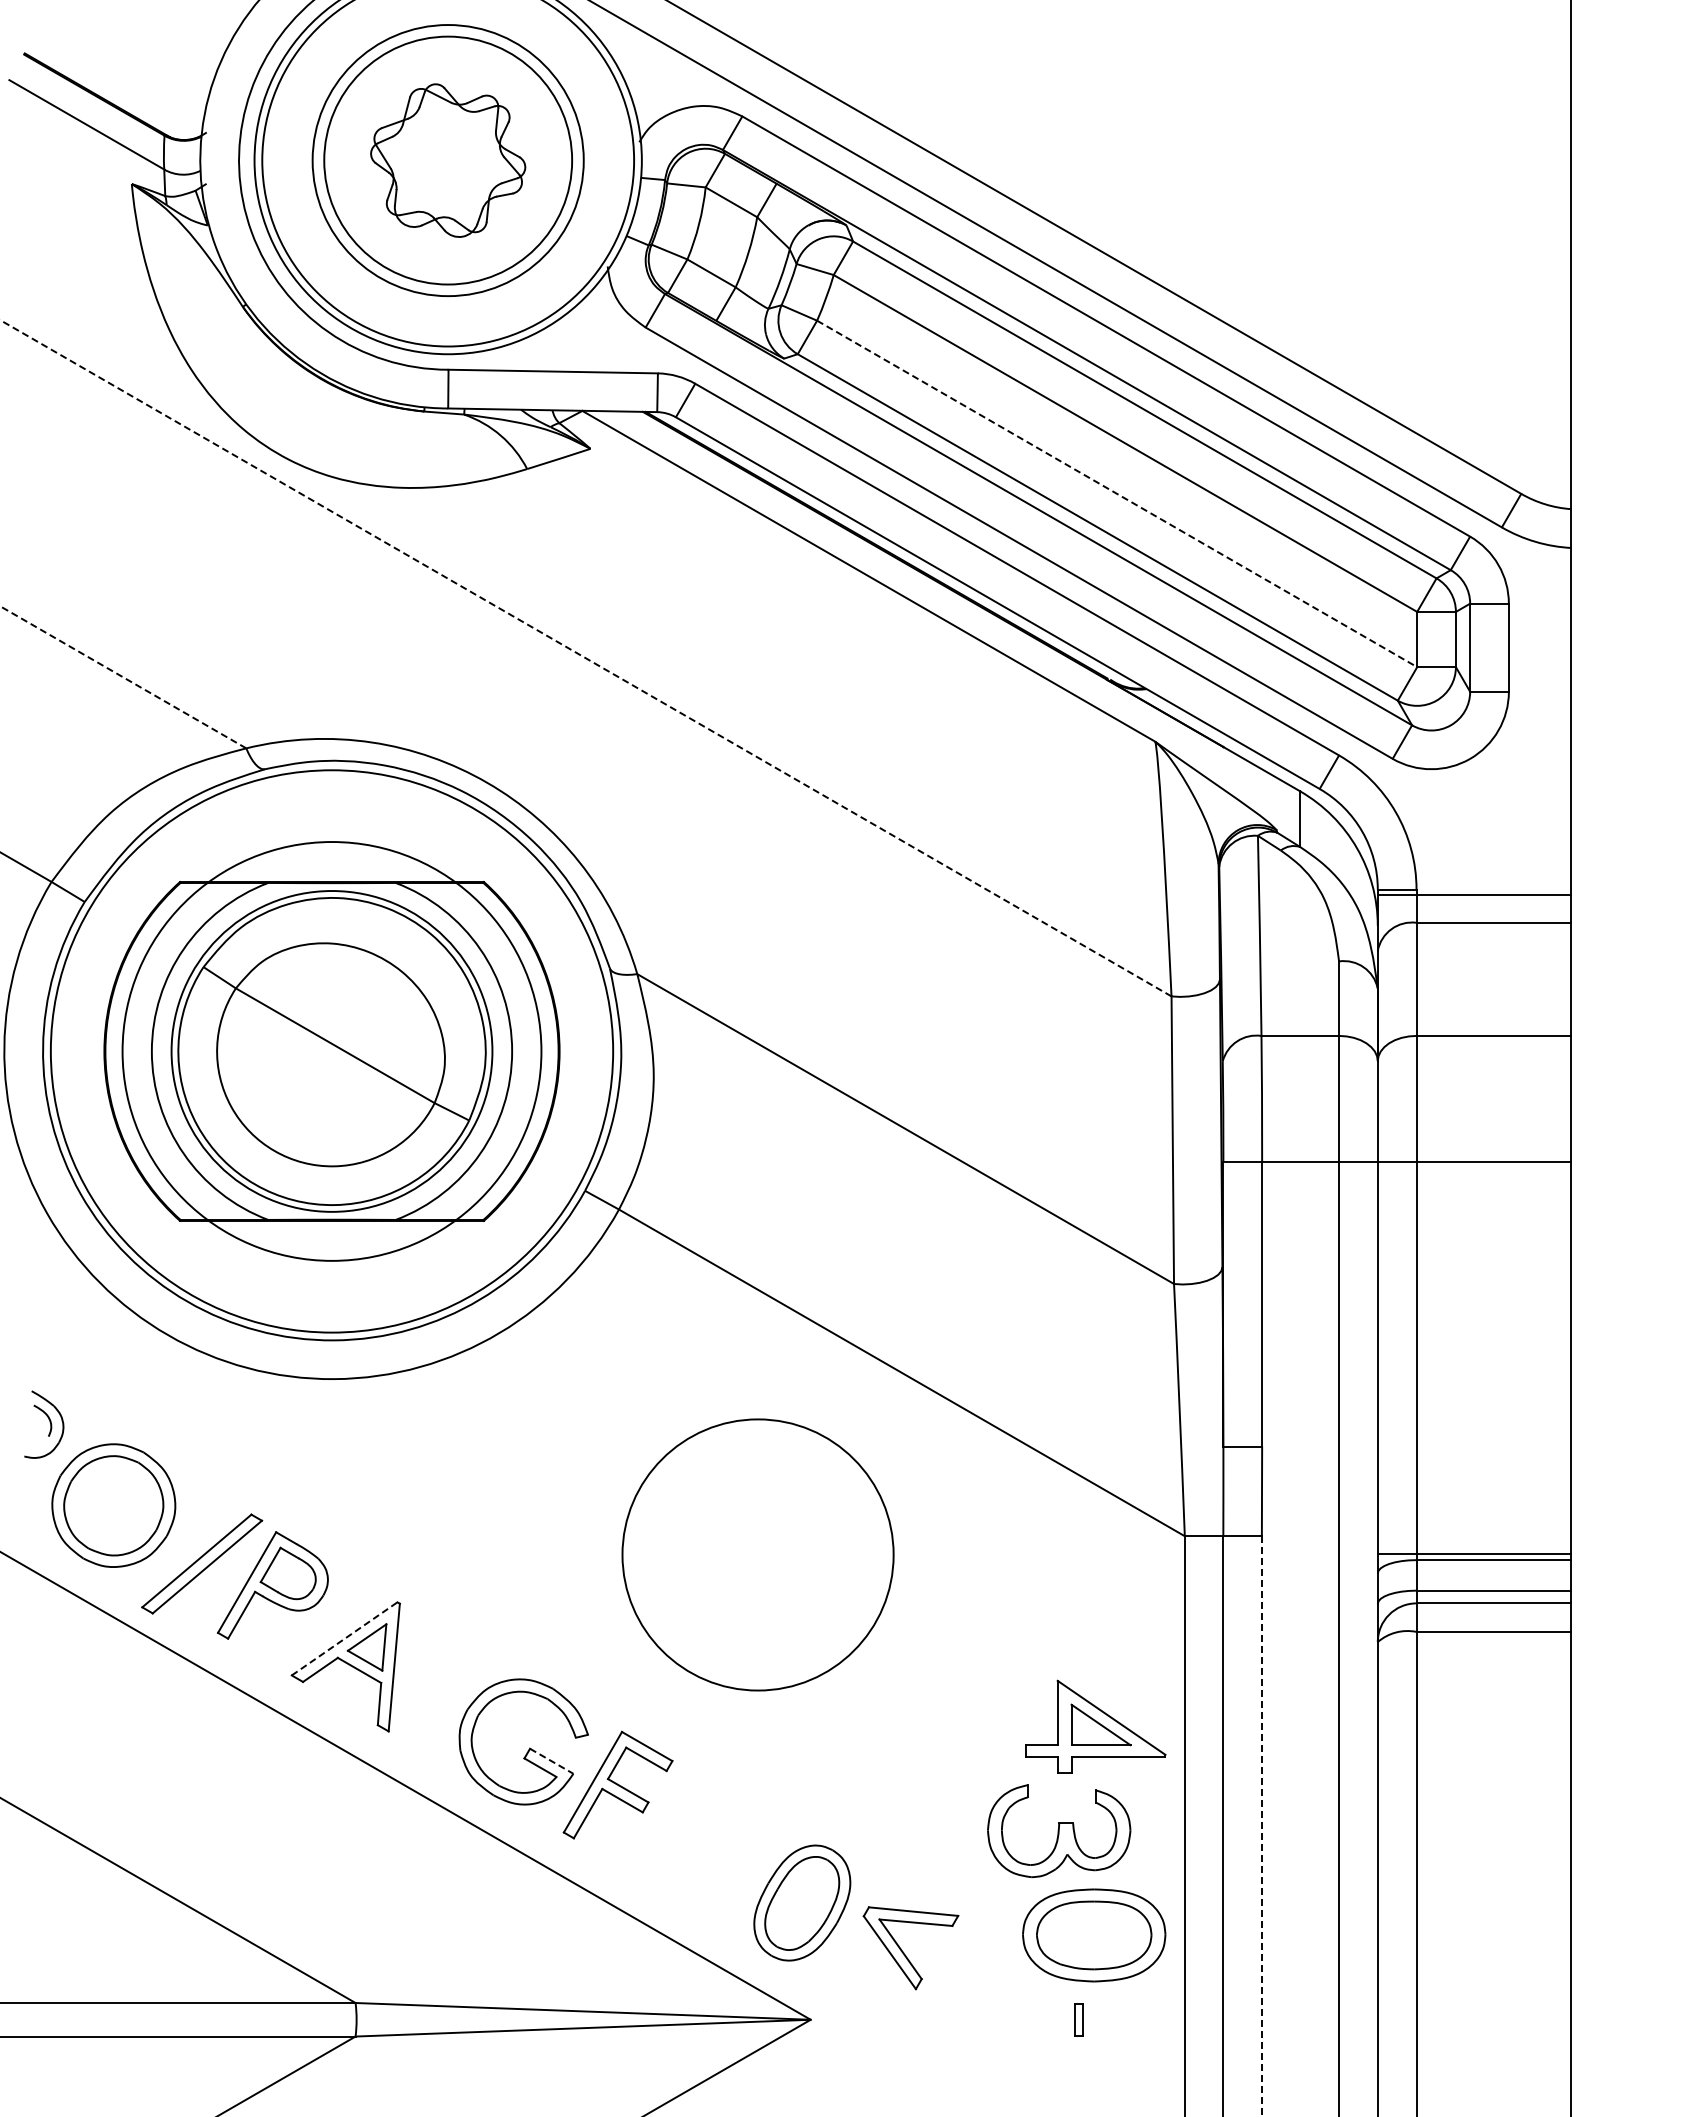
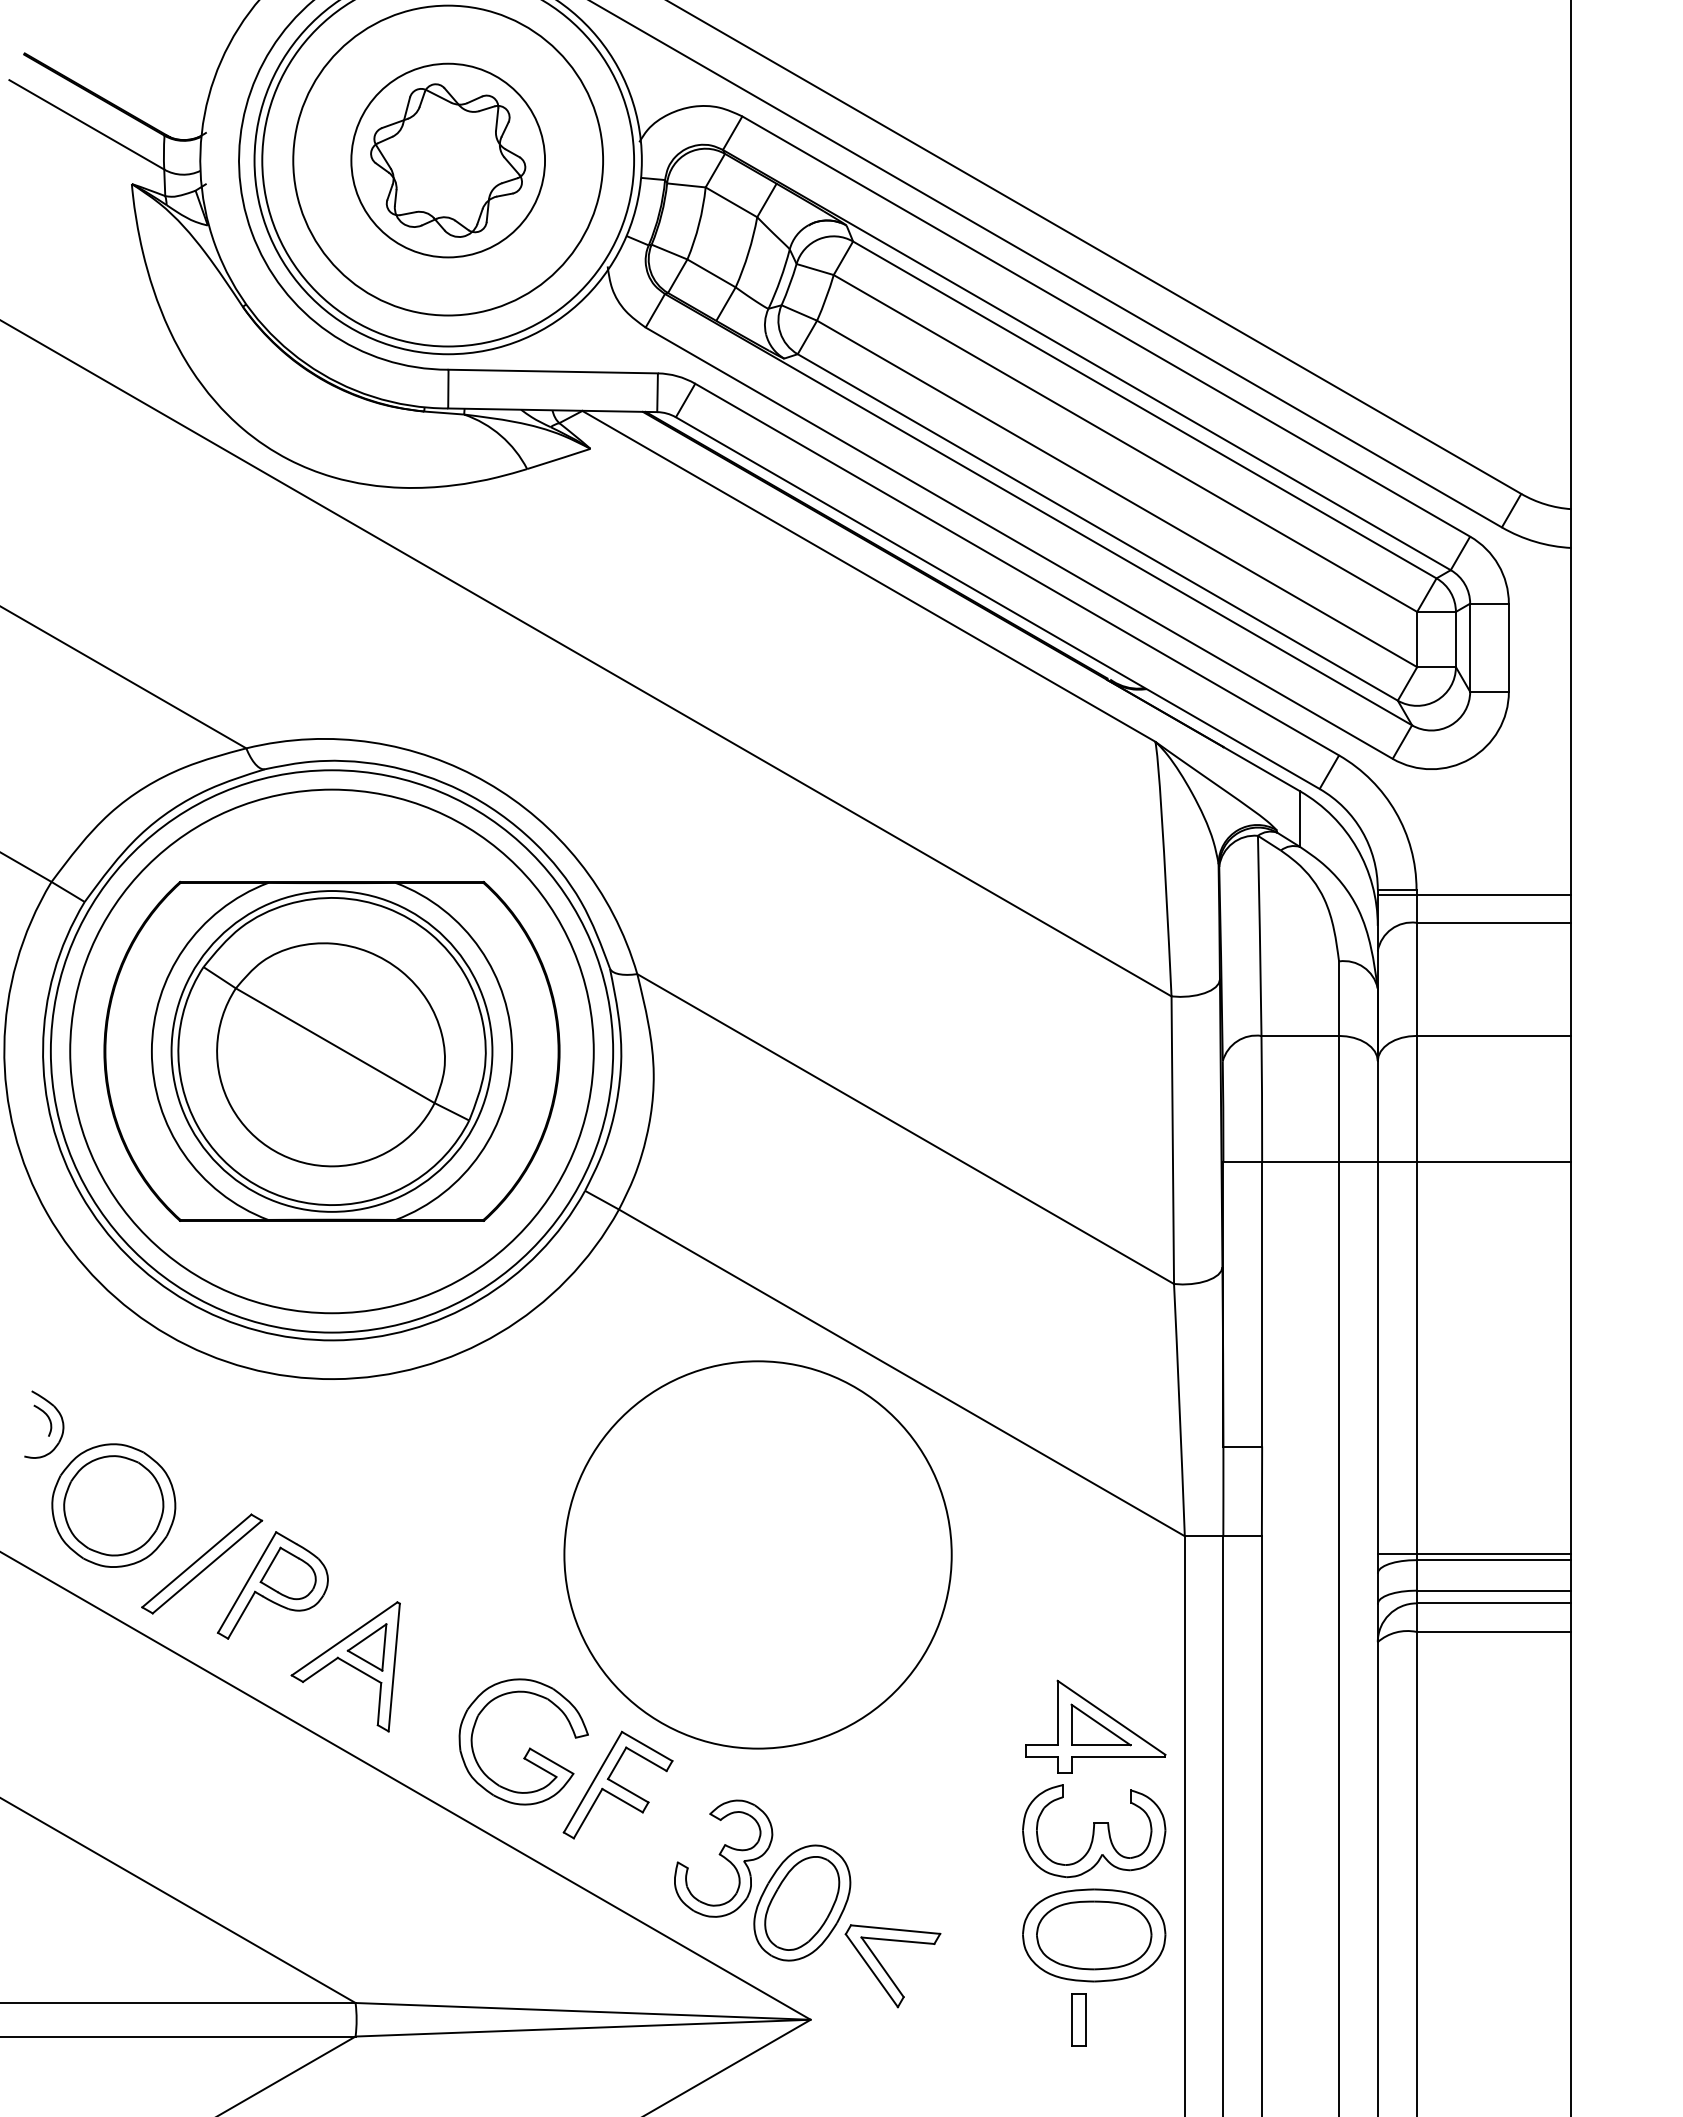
circle diameter: 271 px -> 194 px (448, 160)
circle diameter: 248 px -> 310 px (448, 160)
line: dashed -> solid (1117, 494)
line: dashed -> solid (585, 658)
line: dashed -> solid (123, 677)
circle diameter: 419 px -> 524 px (331, 1051)
circle diameter: 271 px -> 387 px (757, 1554)
line: dashed -> solid (345, 1638)
line: dashed -> solid (552, 1761)
line: dashed -> solid (1261, 1826)
part position: (1059, 1831) -> (1094, 1831) (1094, 1831)
part: none -> present (723, 1858)
part position: (904, 1952) -> (886, 1970) (886, 1970)
part size: 10x34 px -> 16x54 px (1078, 2019)
